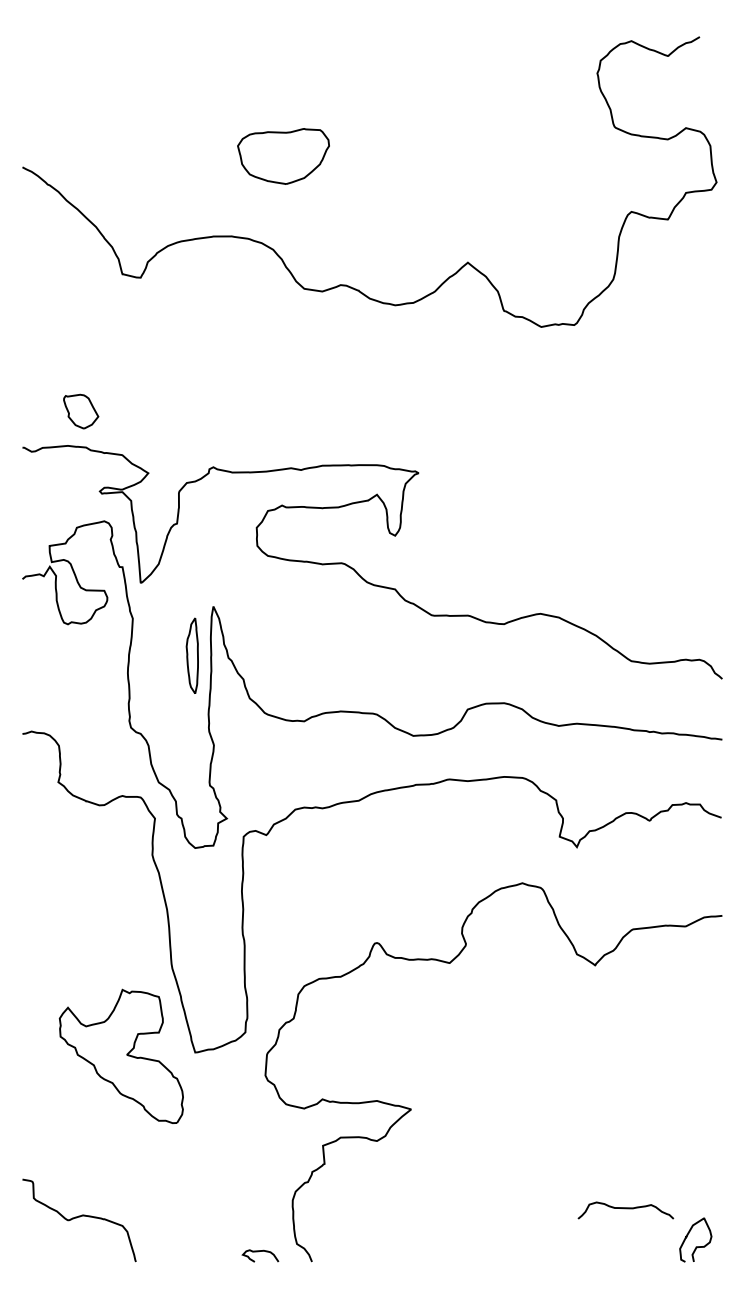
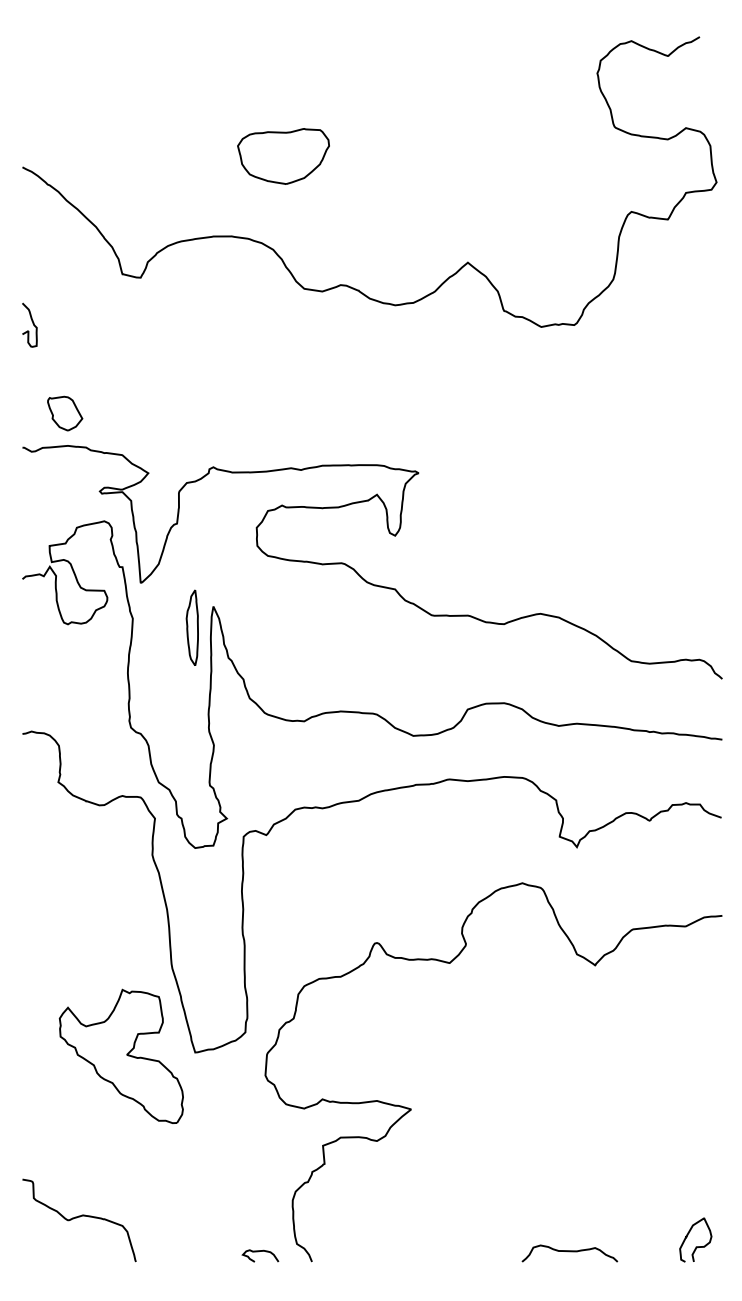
curve: none -> present (32, 323)
part position: (81, 411) -> (65, 413) (65, 413)
part position: (191, 655) -> (191, 627) (191, 627)
curve position: (625, 1209) -> (569, 1252) (569, 1252)
